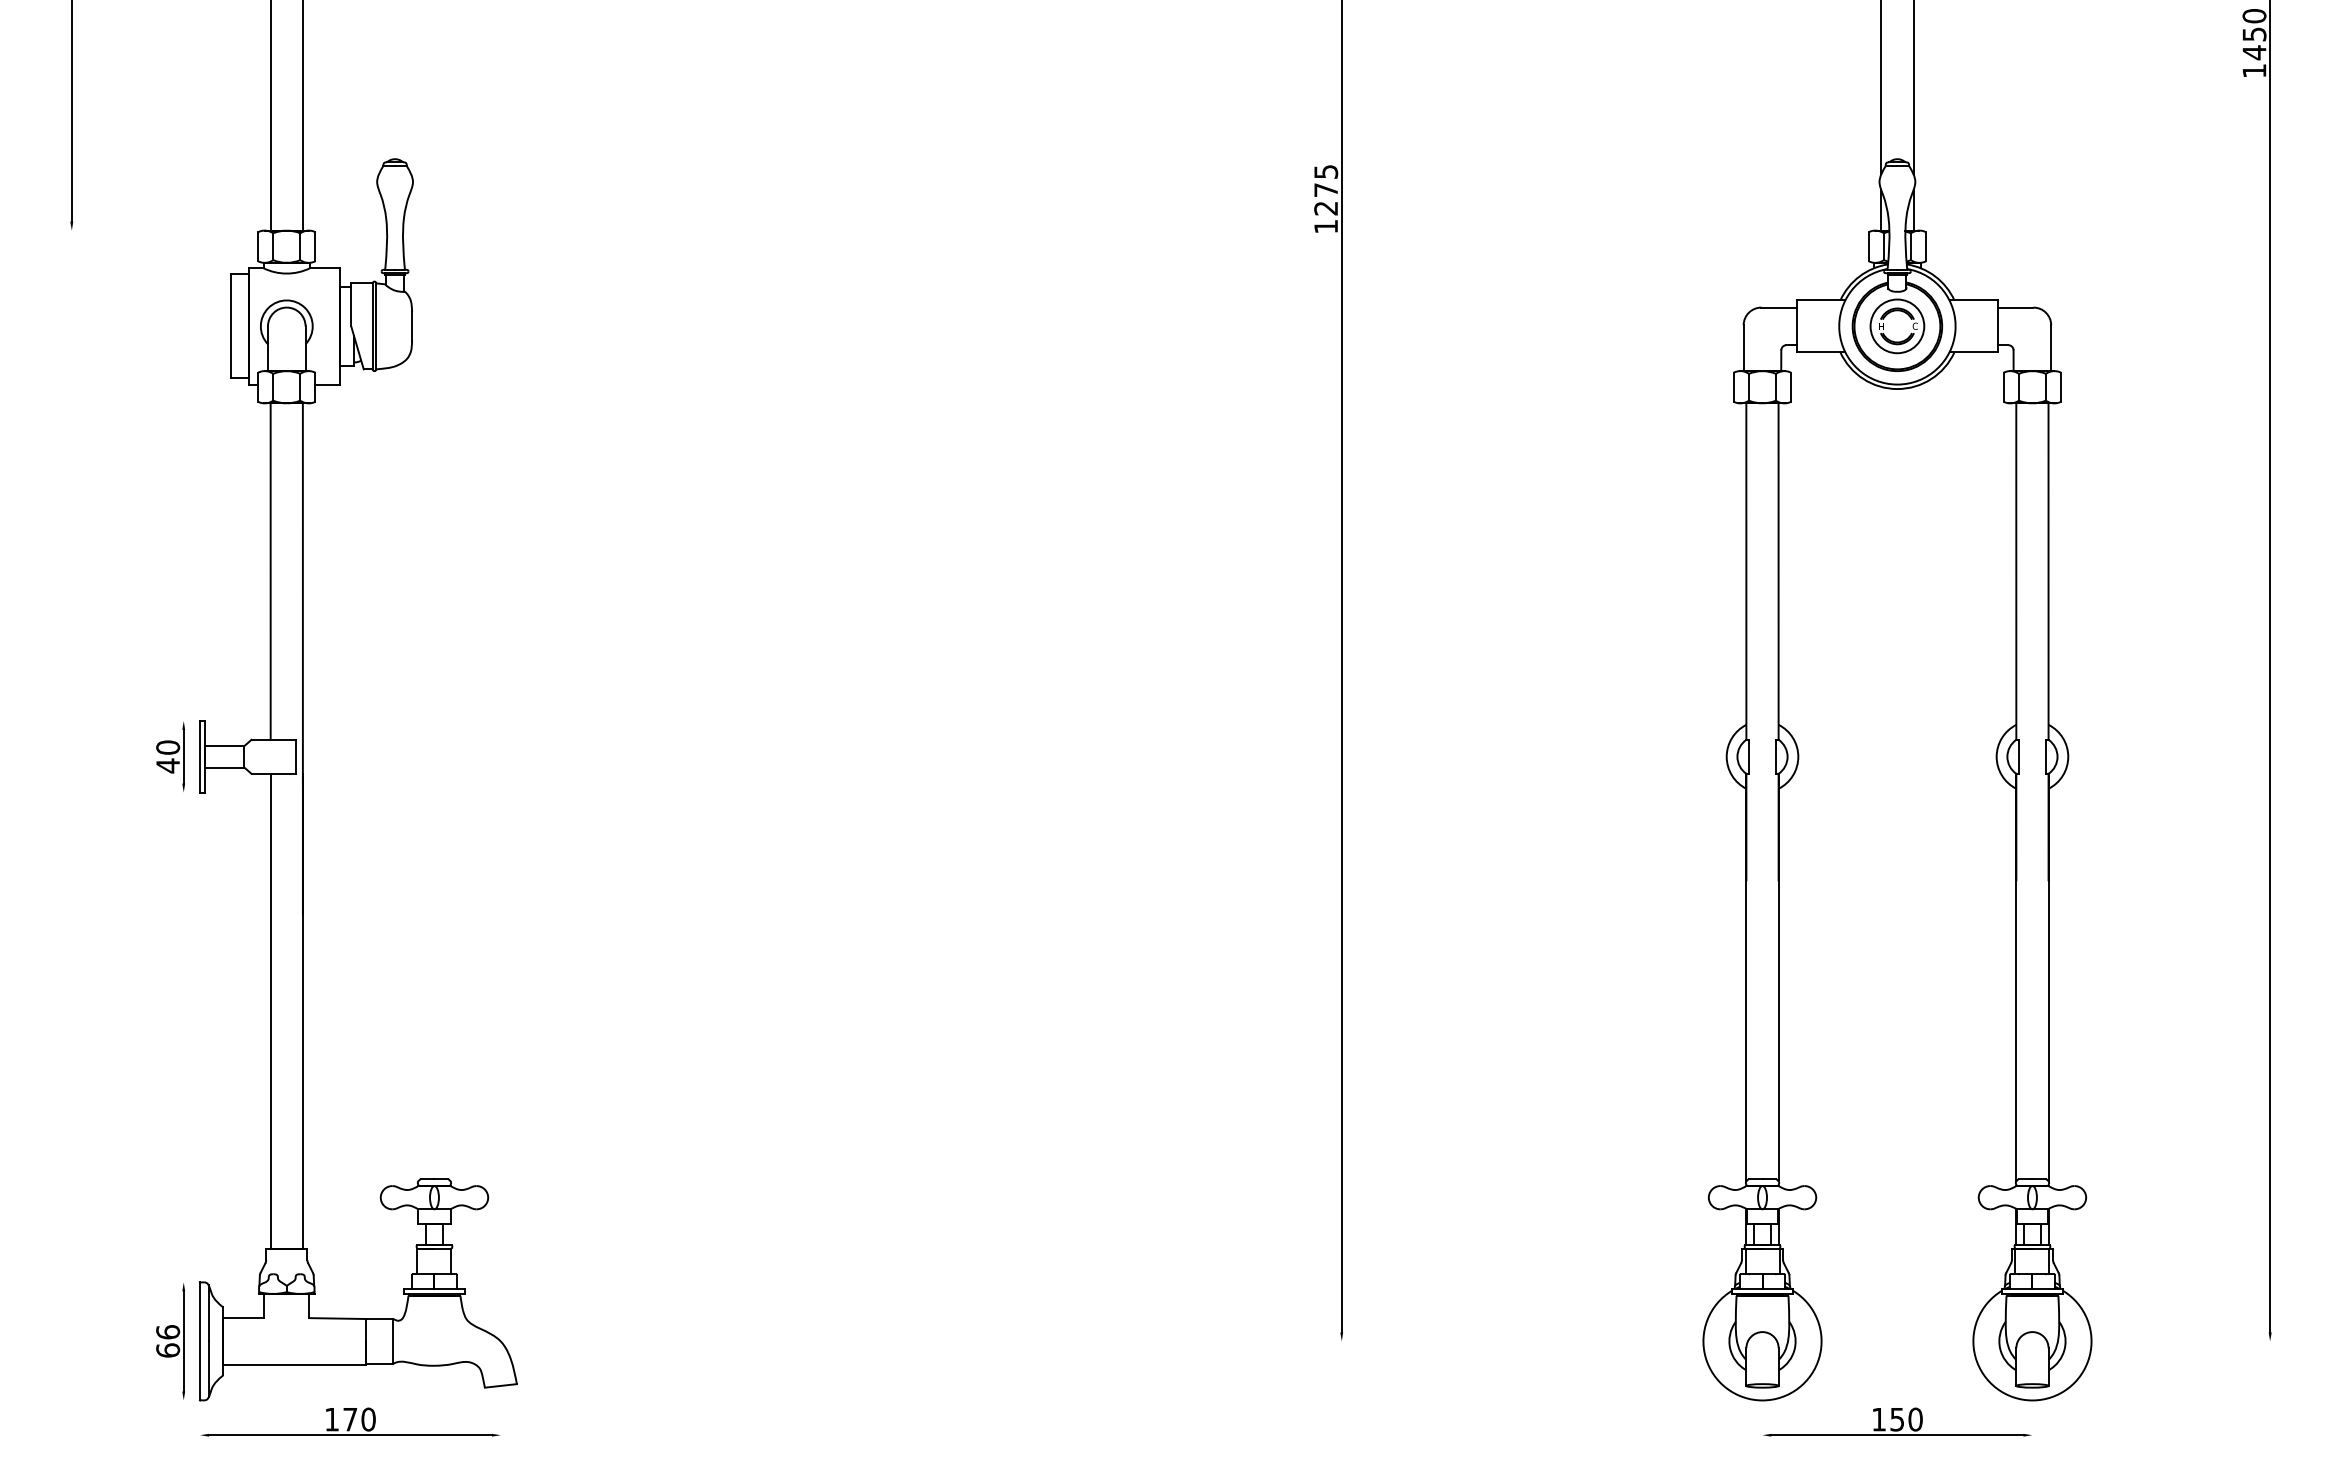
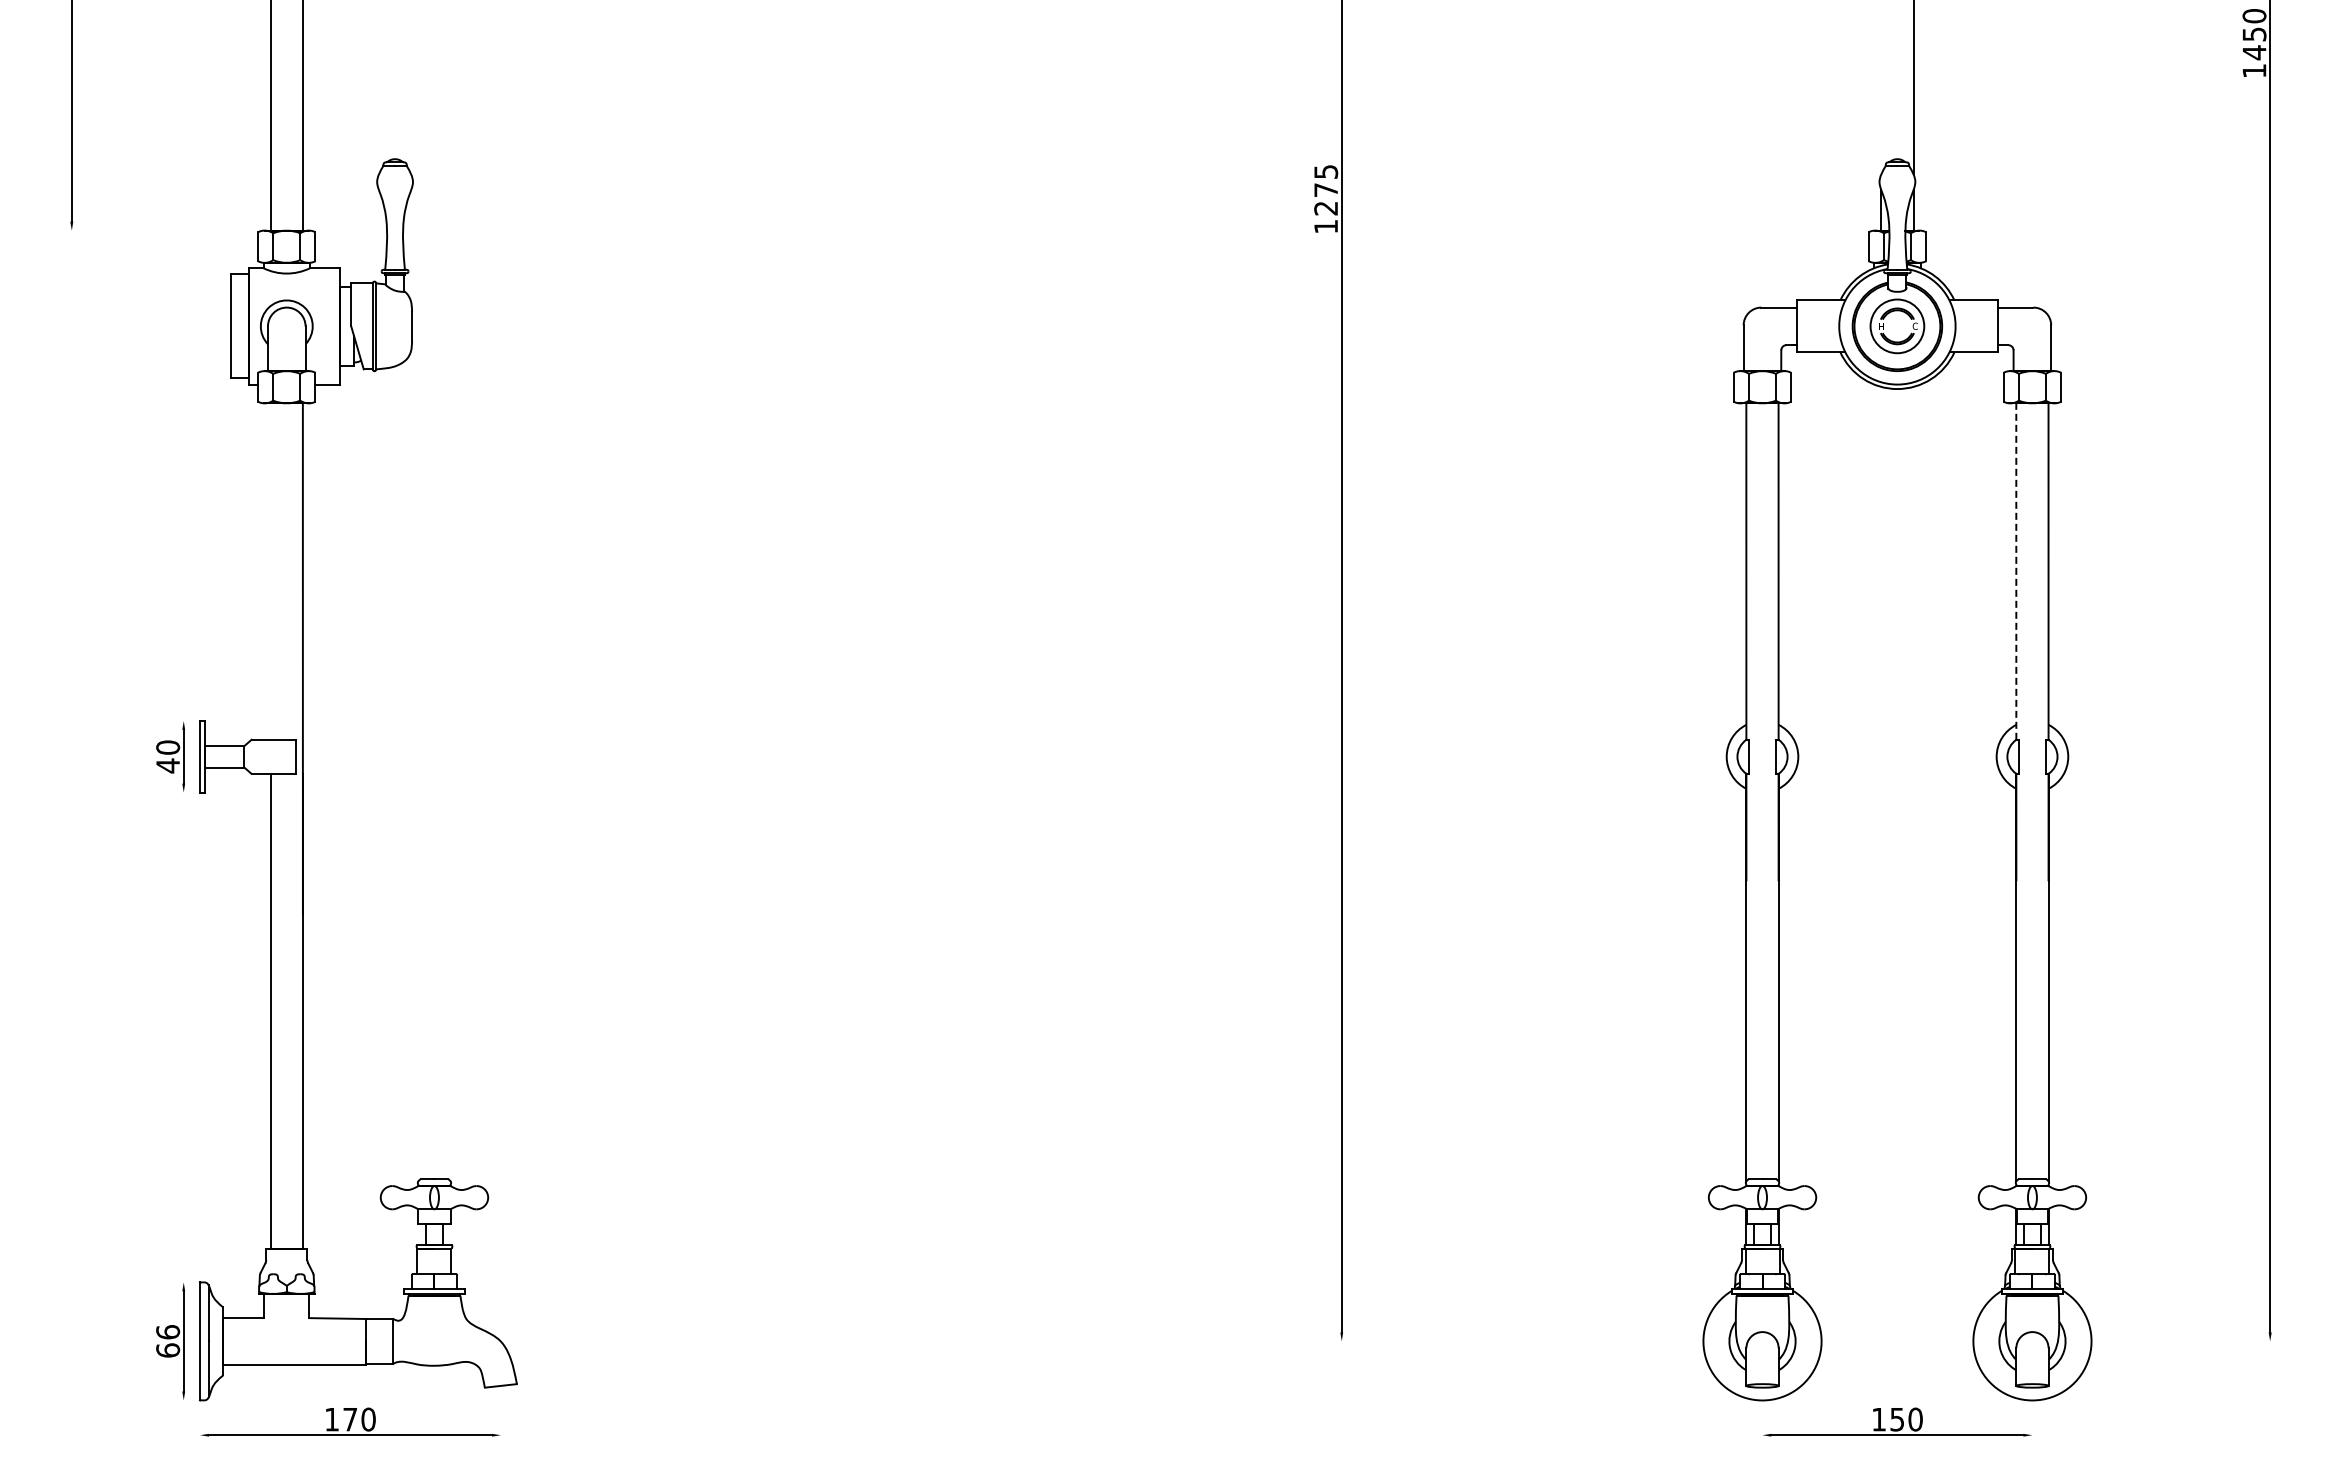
line: present -> none (1881, 88)
line: present -> none (270, 571)
line: solid -> dashed (2016, 571)
